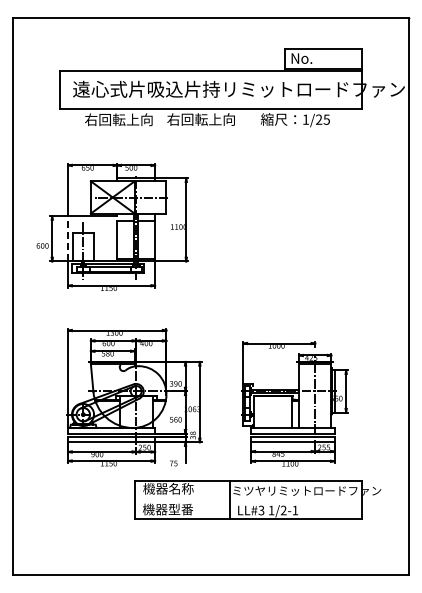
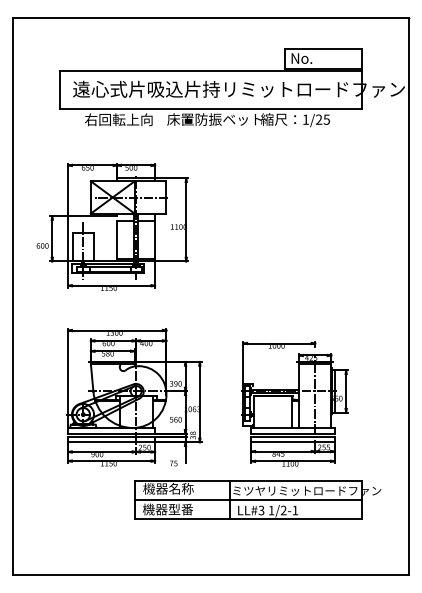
text: 右回転上向 -> 床置防振ベット (214, 119)
line: dashed -> solid (68, 238)
line: none -> present (248, 499)
